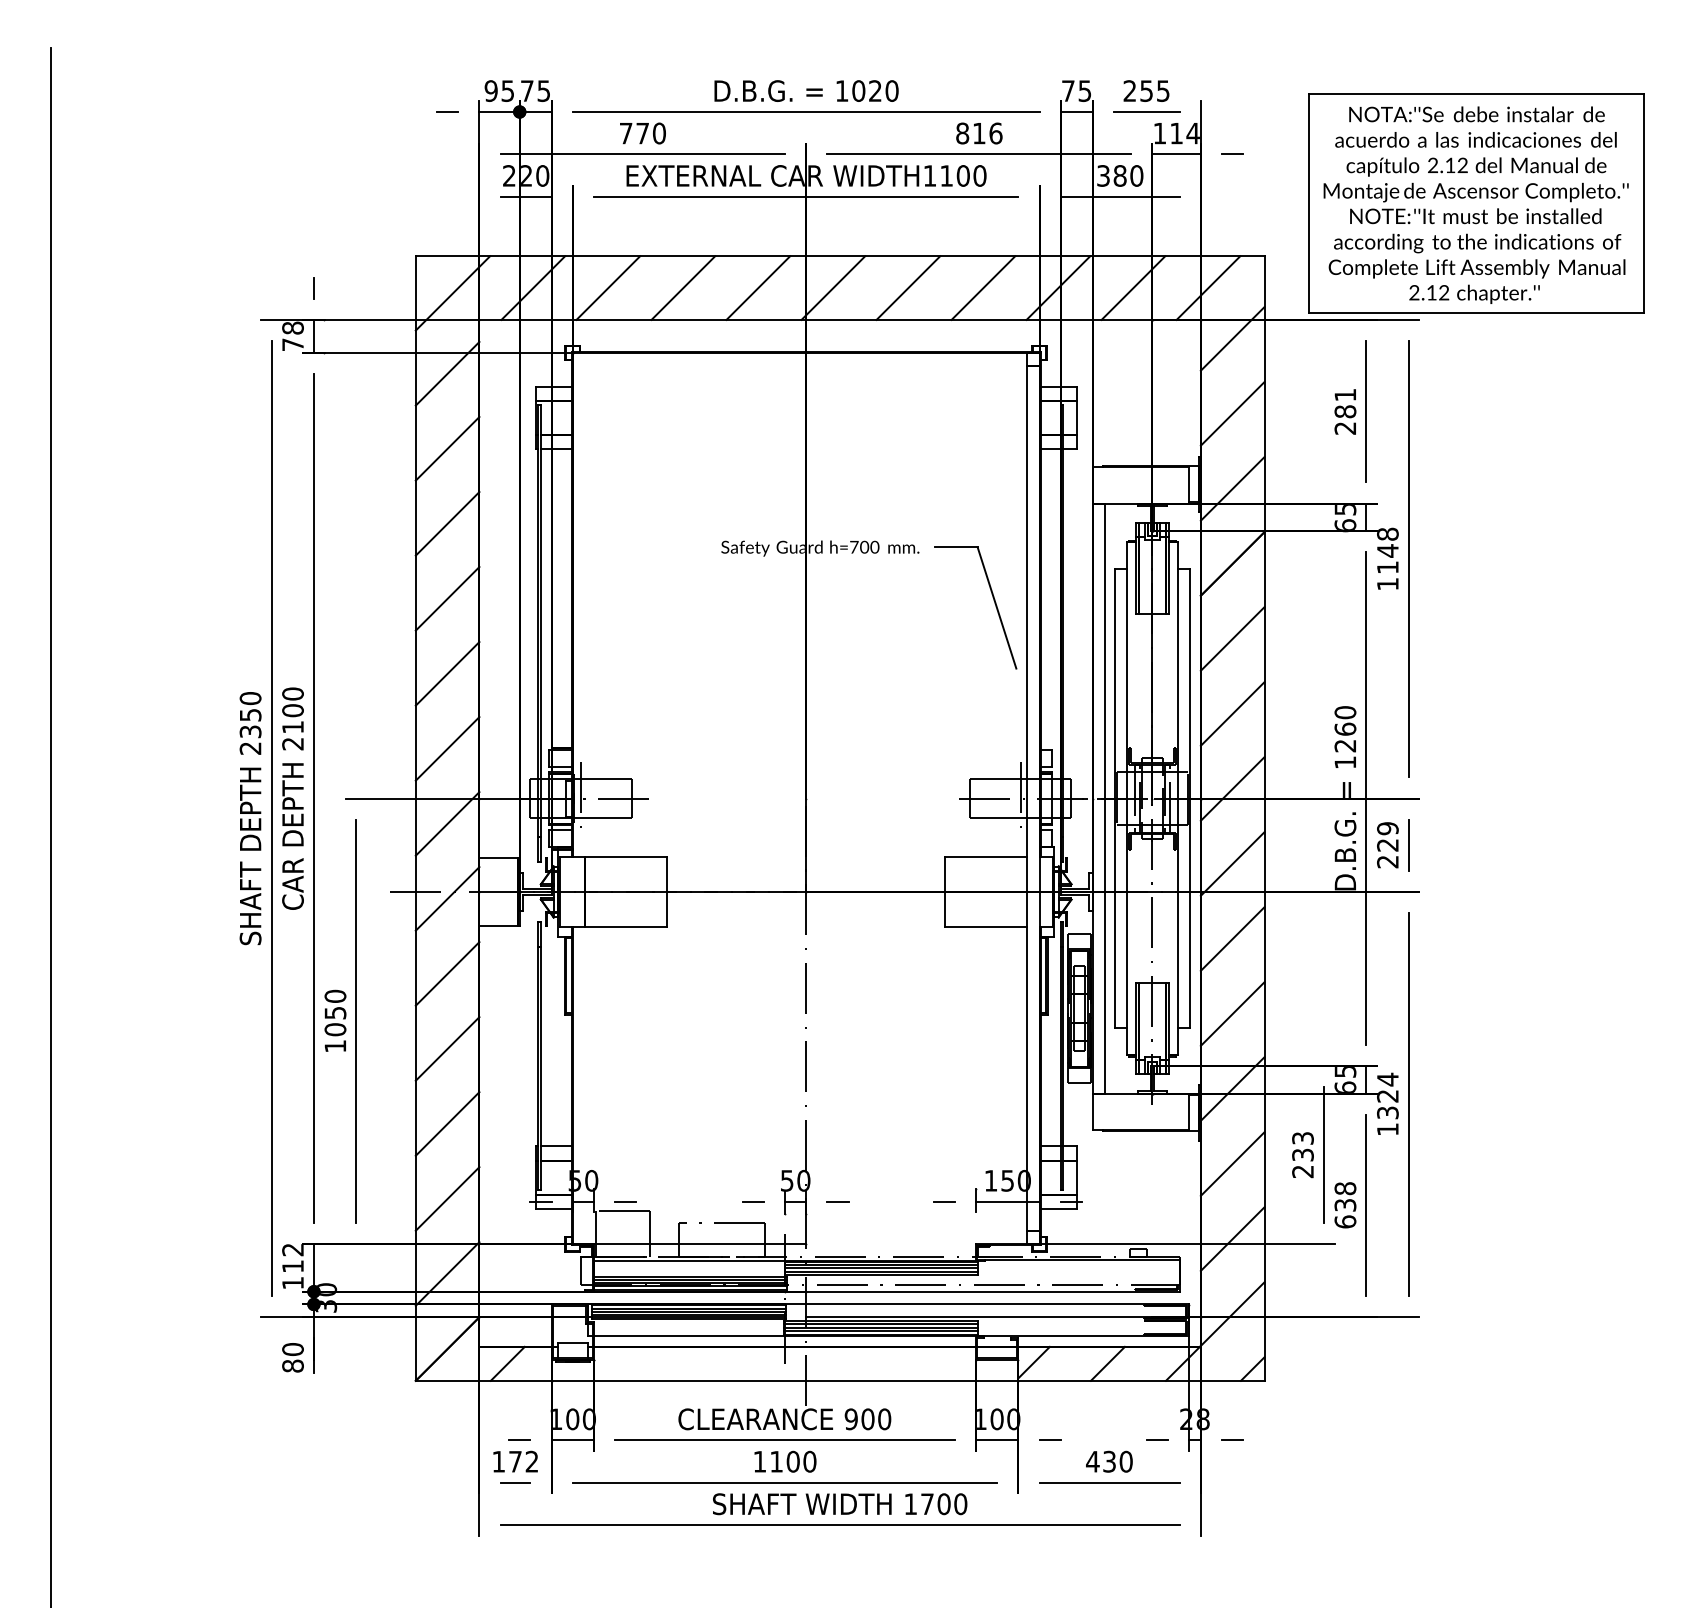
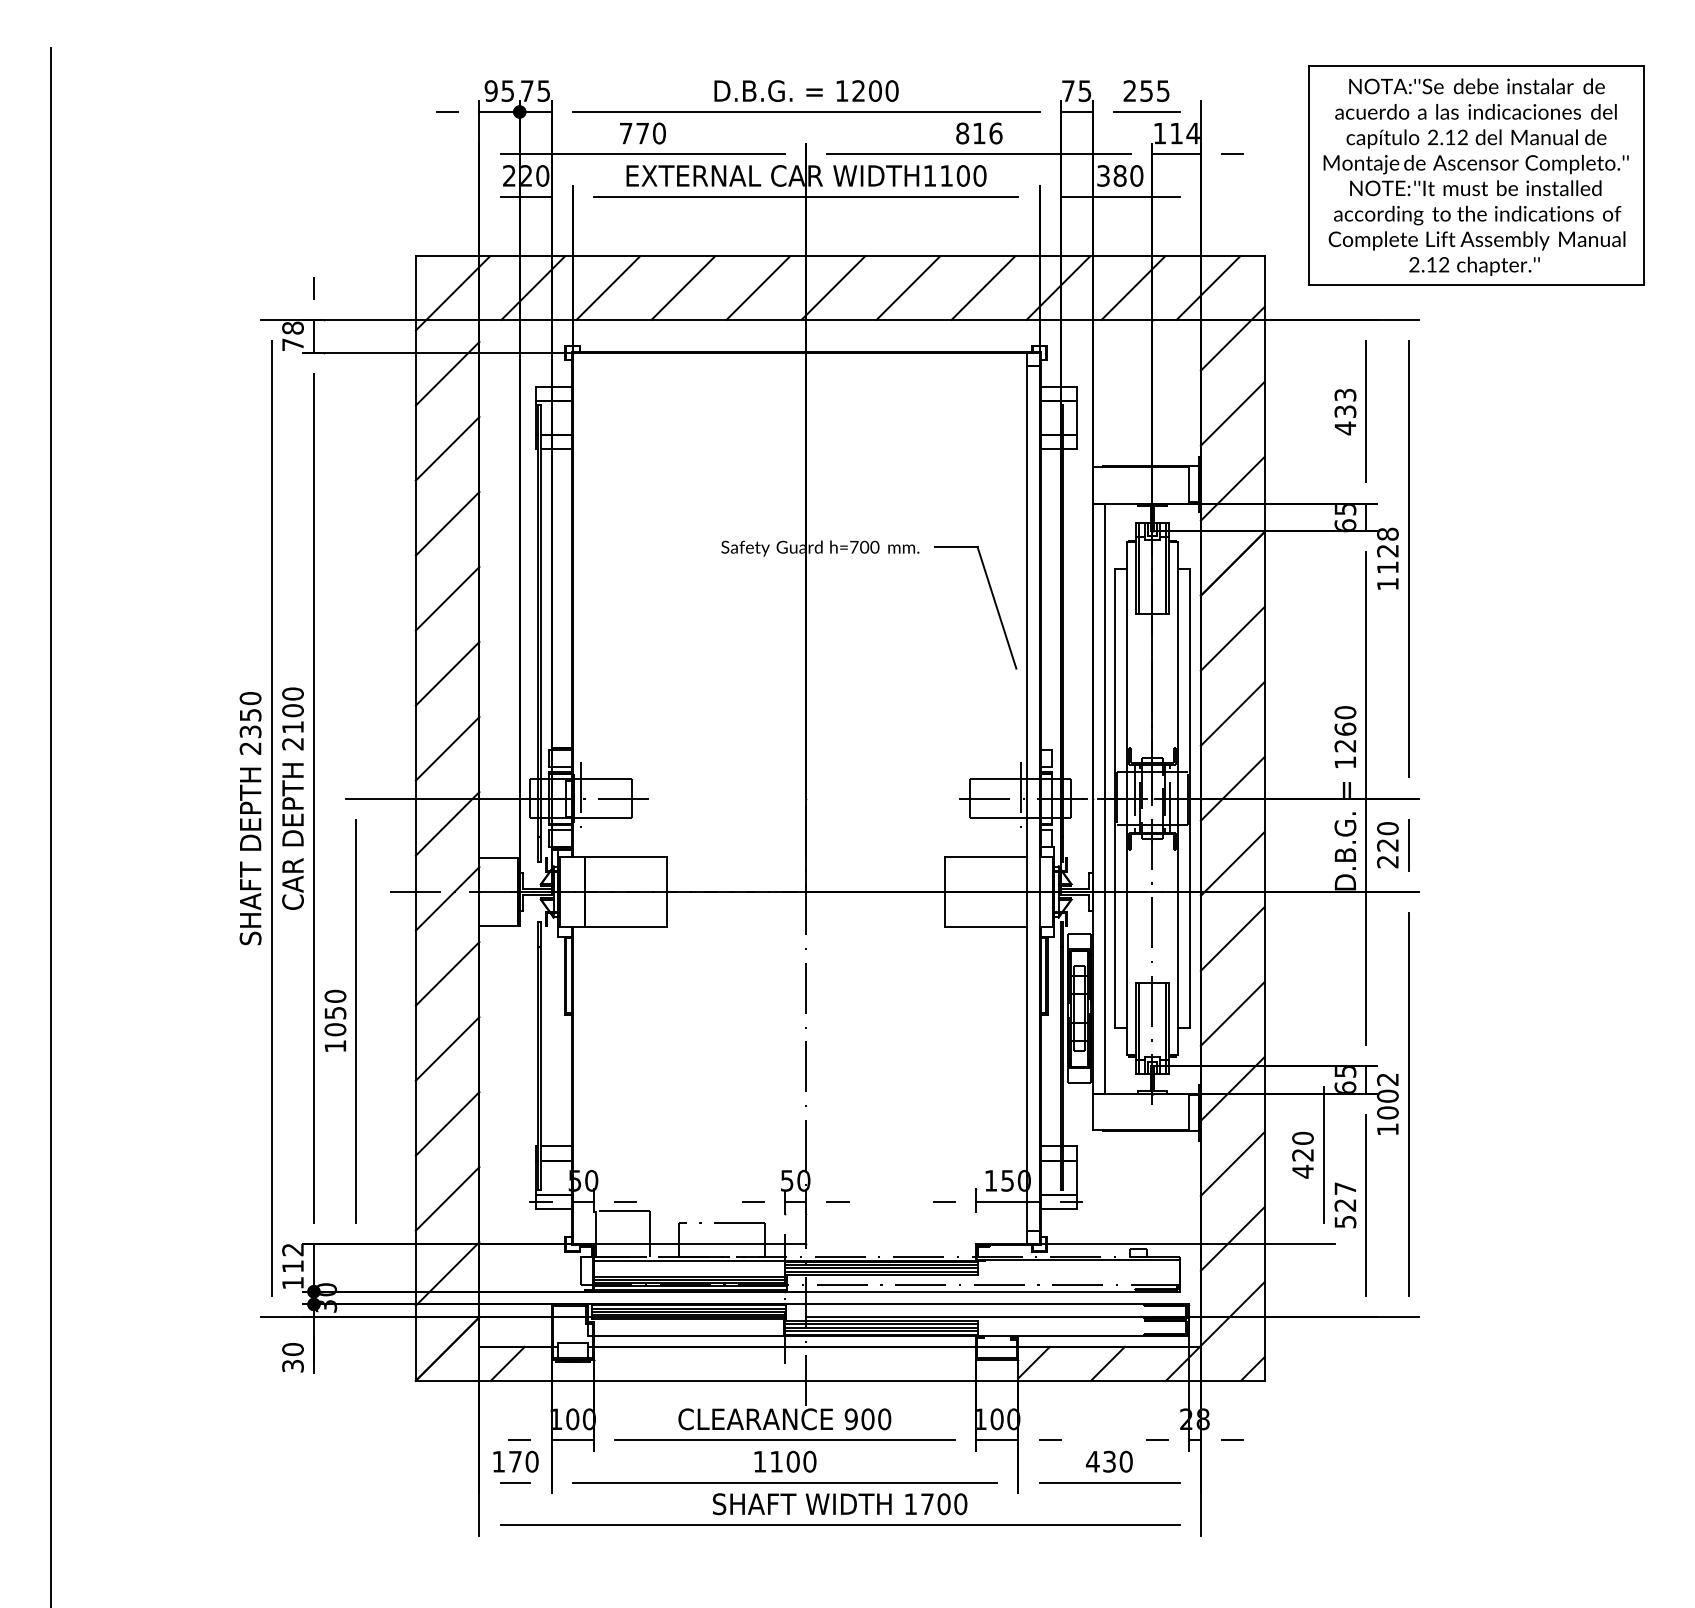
text: 1020 -> 1200 (866, 90)
part position: (1476, 203) -> (1476, 175) (1476, 175)
text: 281 -> 433 (1345, 412)
text: 1148 -> 1128 (1387, 550)
text: 229 -> 220 (1387, 828)
text: 1324 -> 1002 (1387, 1095)
text: 233 -> 420 (1302, 1154)
text: 638 -> 527 (1345, 1205)
text: 80 -> 30 (292, 1365)
text: 172 -> 170 (531, 1461)
